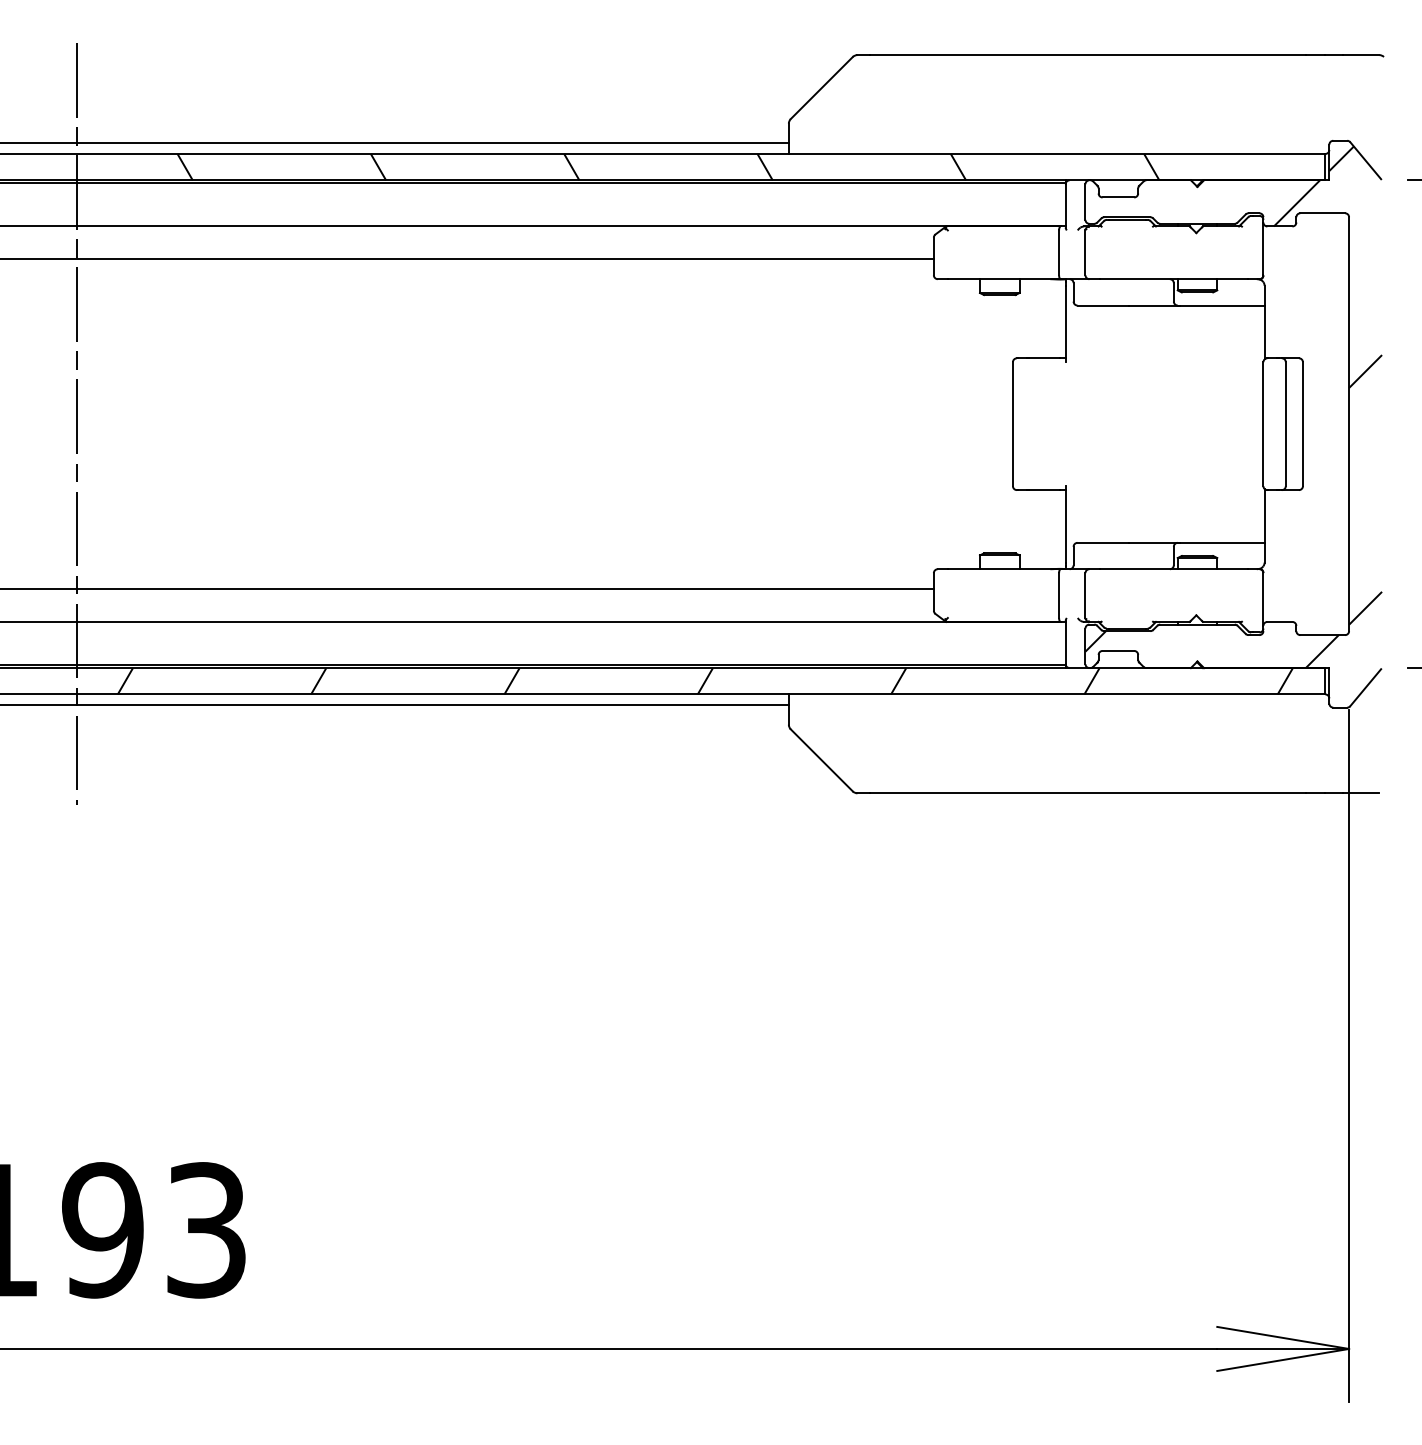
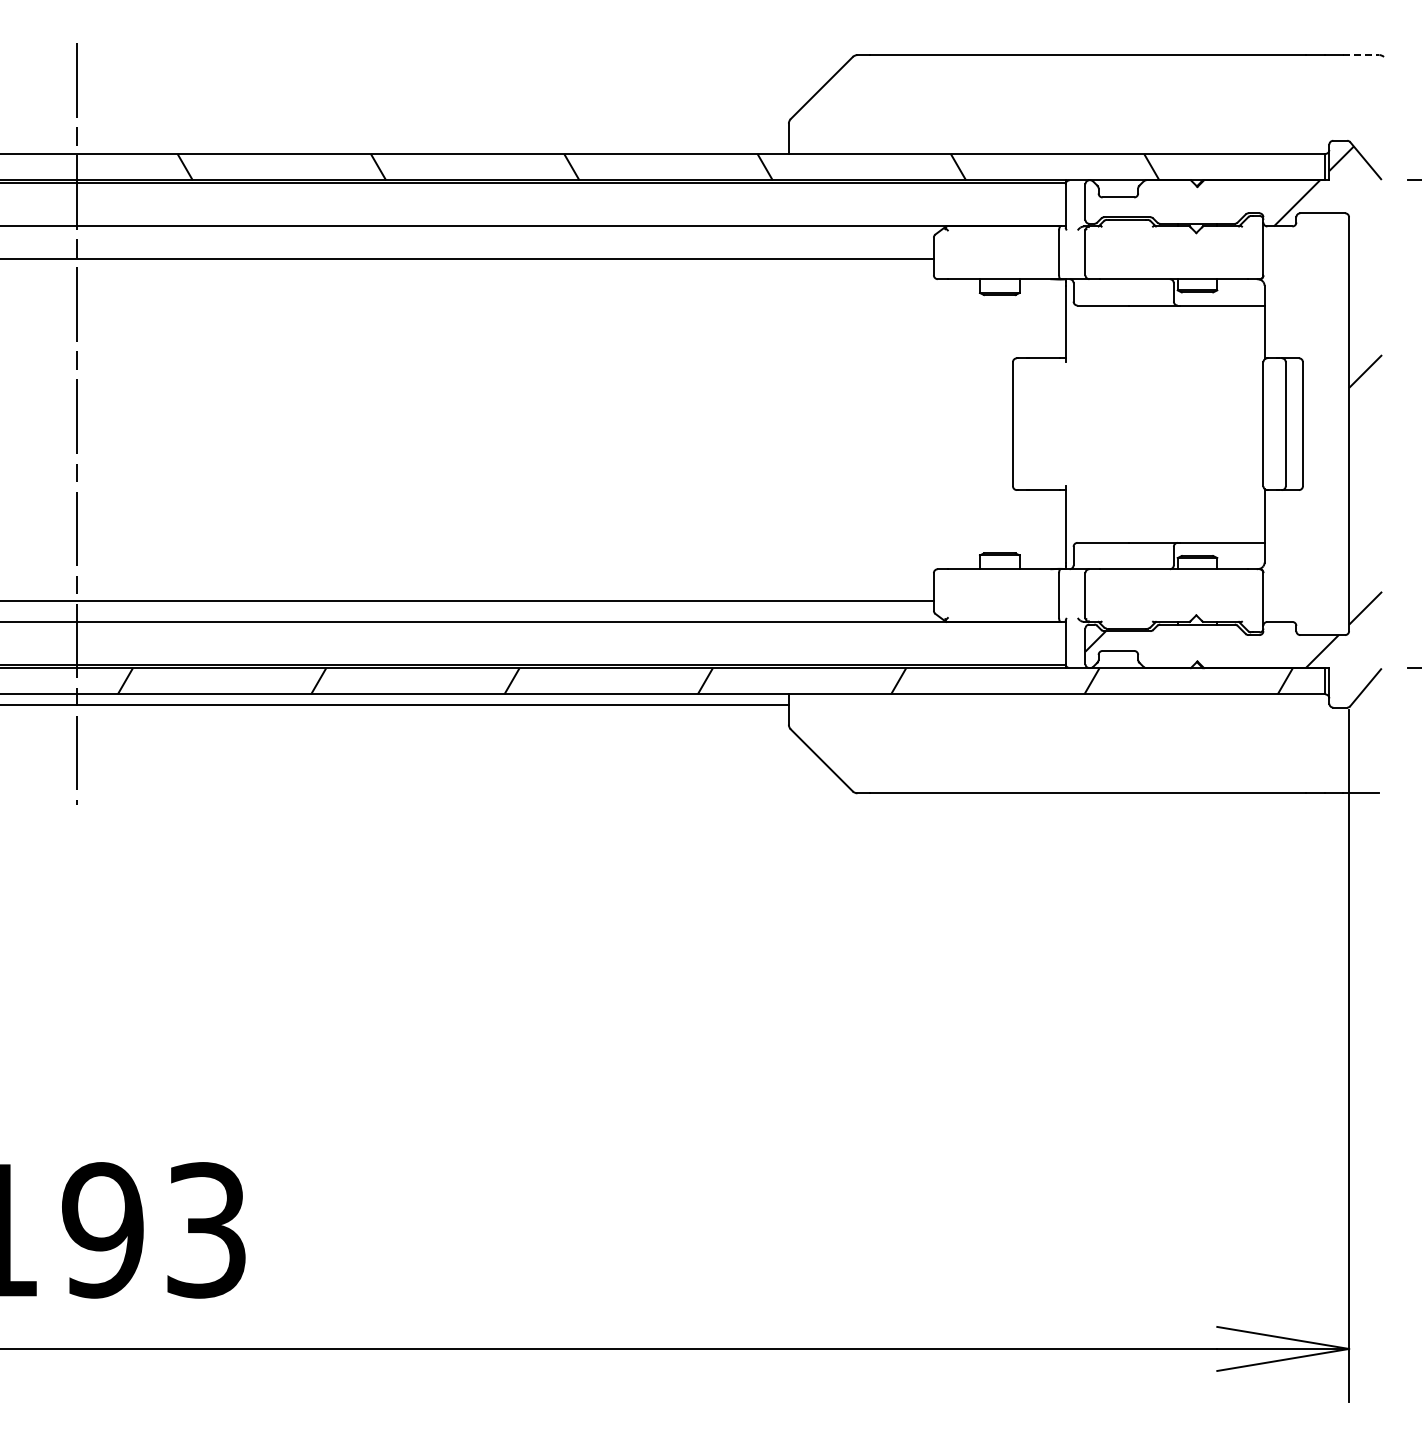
line: solid -> dashed (1361, 55)
line: present -> none (395, 143)
line position: (467, 588) -> (467, 600) (467, 600)
